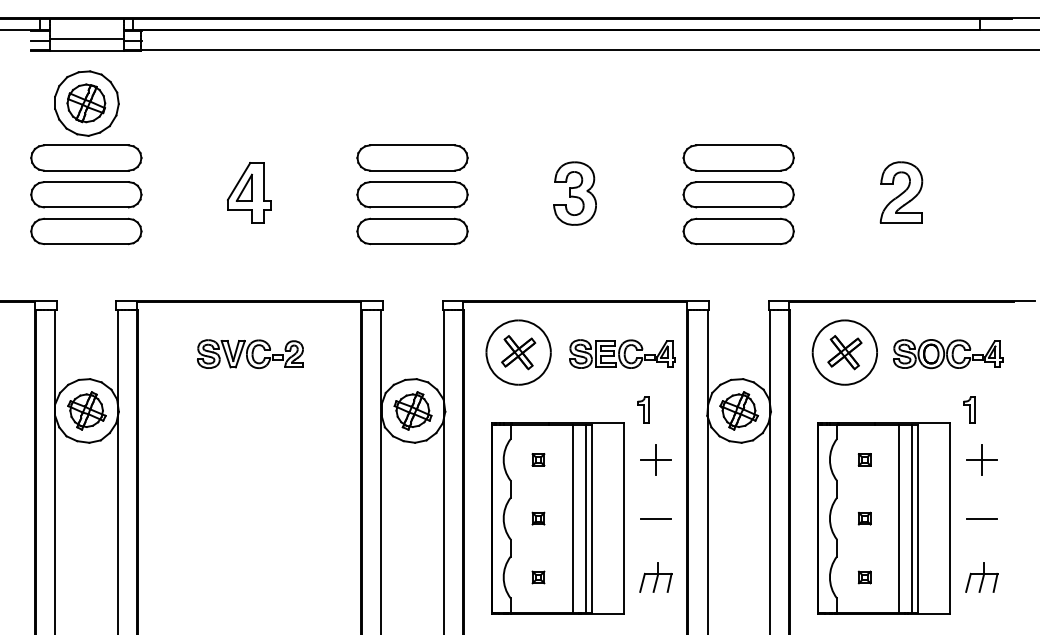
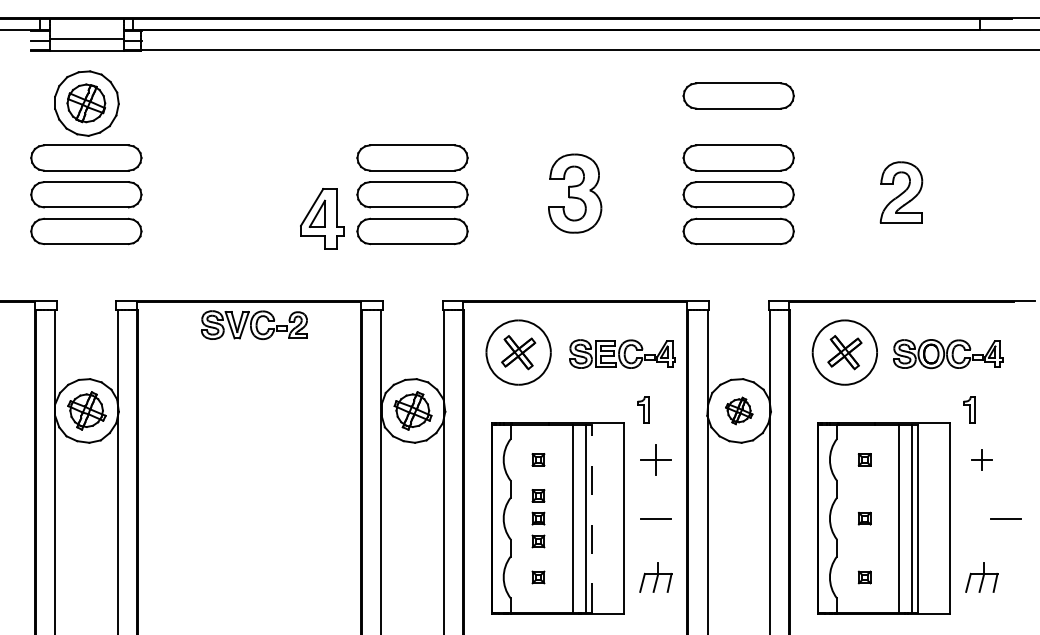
part: none -> present (738, 95)
part position: (249, 192) -> (322, 218) (322, 218)
part size: 44x65 px -> 55x81 px (575, 193)
part position: (250, 353) -> (254, 324) (254, 324)
part size: 41x40 px -> 29x30 px (739, 410)
part size: 32x32 px -> 22x22 px (981, 459)
part: none -> present (538, 495)
line: solid -> dashed (591, 518)
line position: (981, 518) -> (1005, 518) (1005, 518)
part: none -> present (538, 541)
